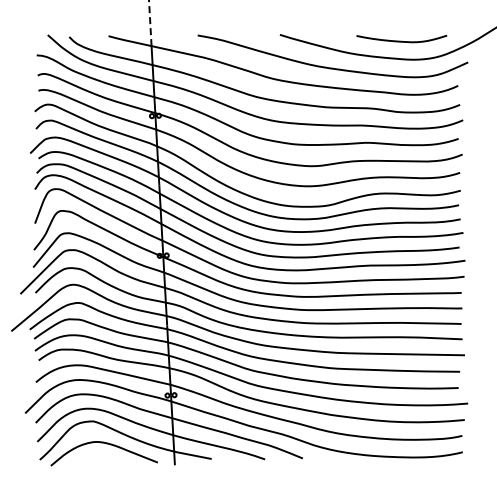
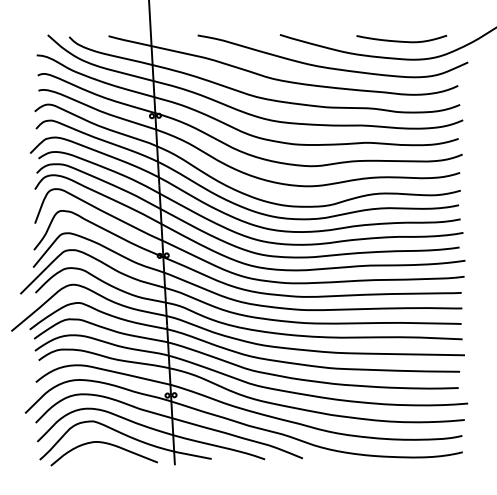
line: dashed -> solid (150, 23)
